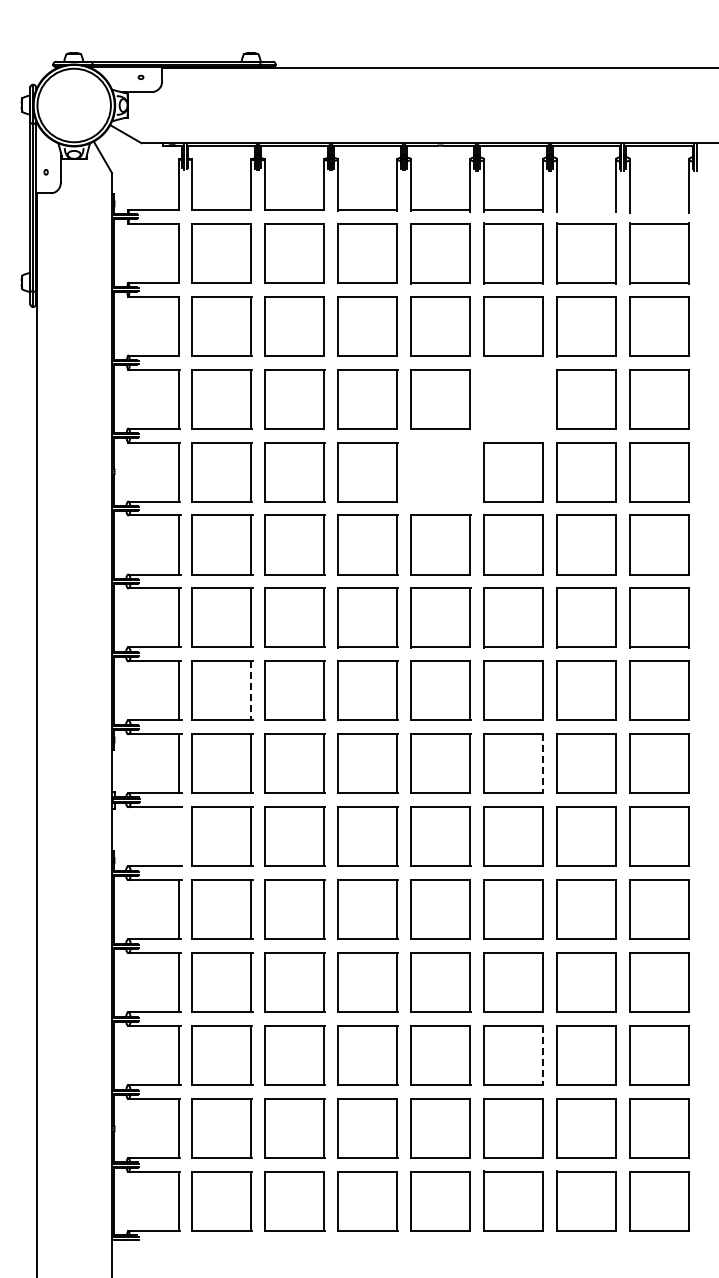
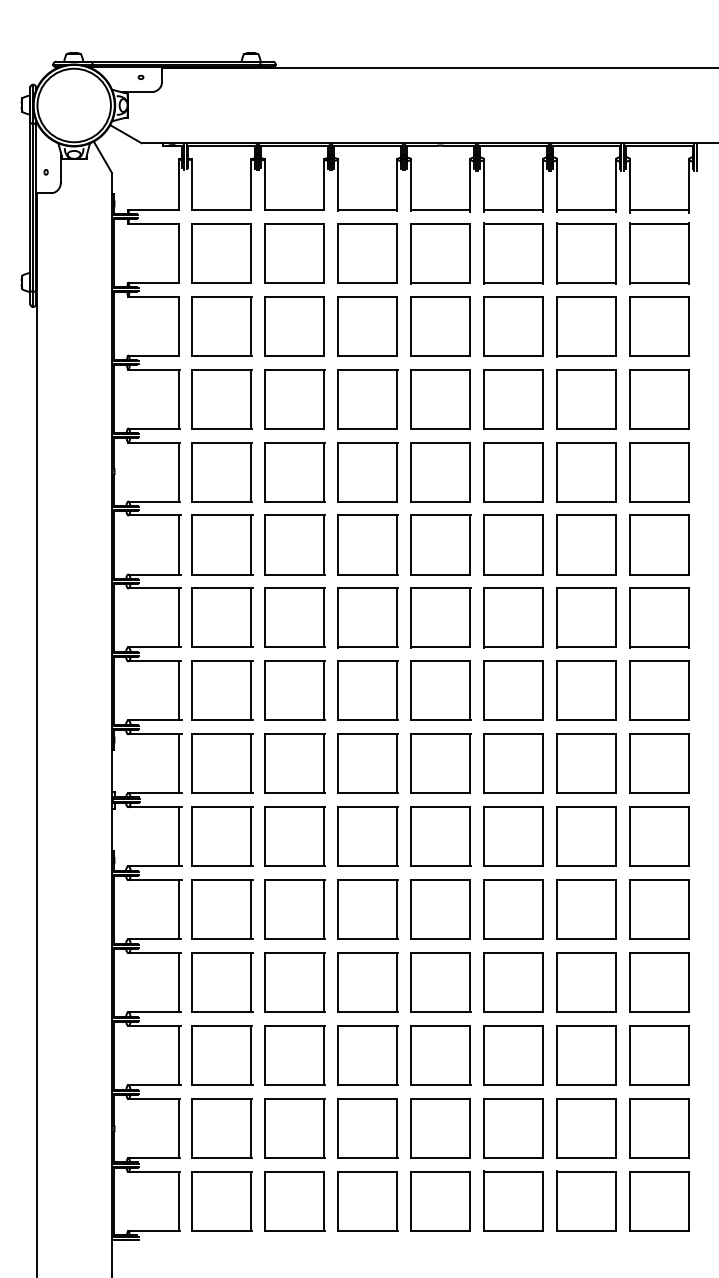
line: none -> present (586, 209)
line: none -> present (659, 209)
part: none -> present (513, 399)
part: none -> present (440, 472)
line: dashed -> solid (251, 690)
line: dashed -> solid (543, 764)
line: none -> present (178, 836)
line: dashed -> solid (543, 1055)
